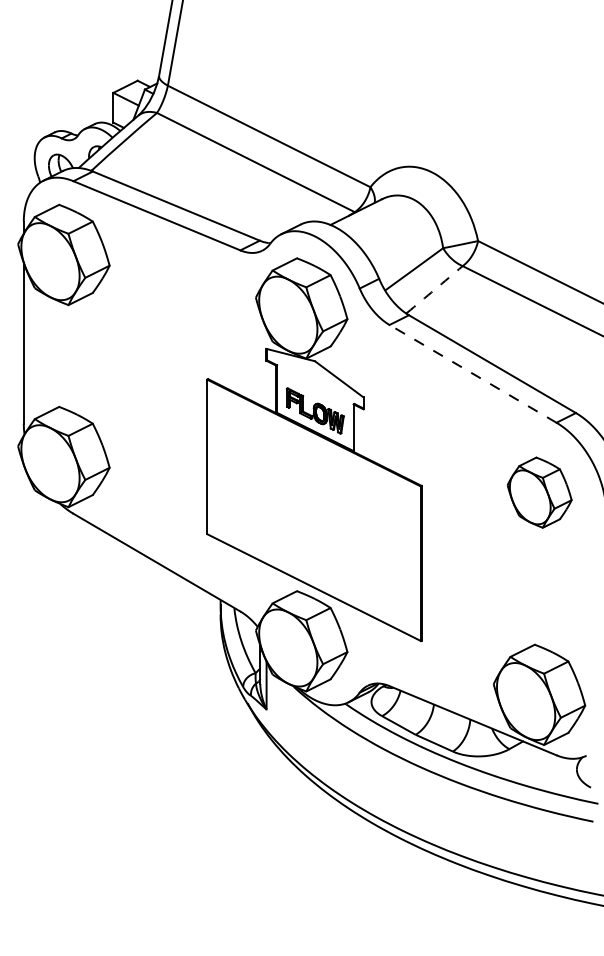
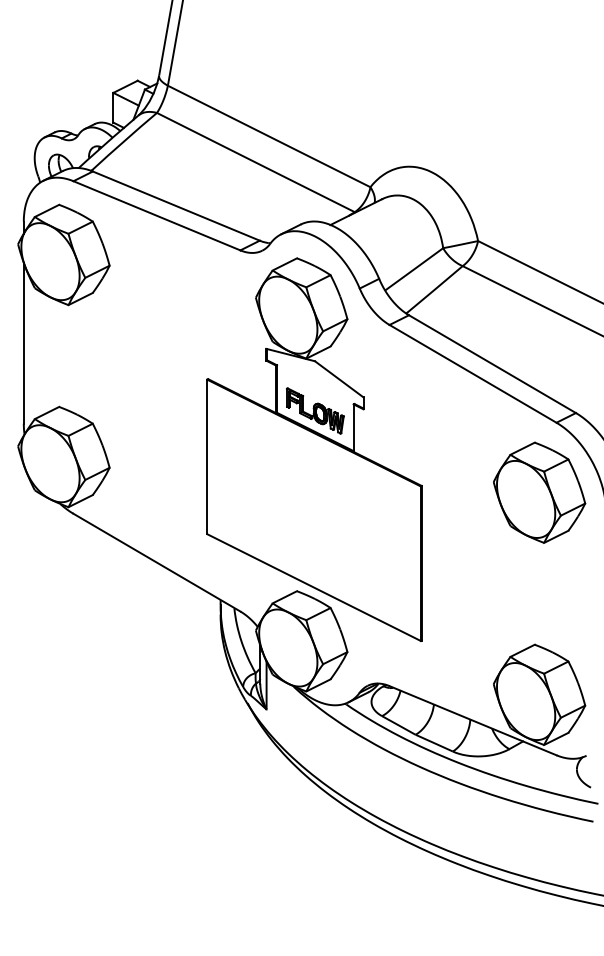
arc: dashed -> solid (434, 289)
line: dashed -> solid (473, 373)
part size: 67x73 px -> 94x103 px (539, 492)
